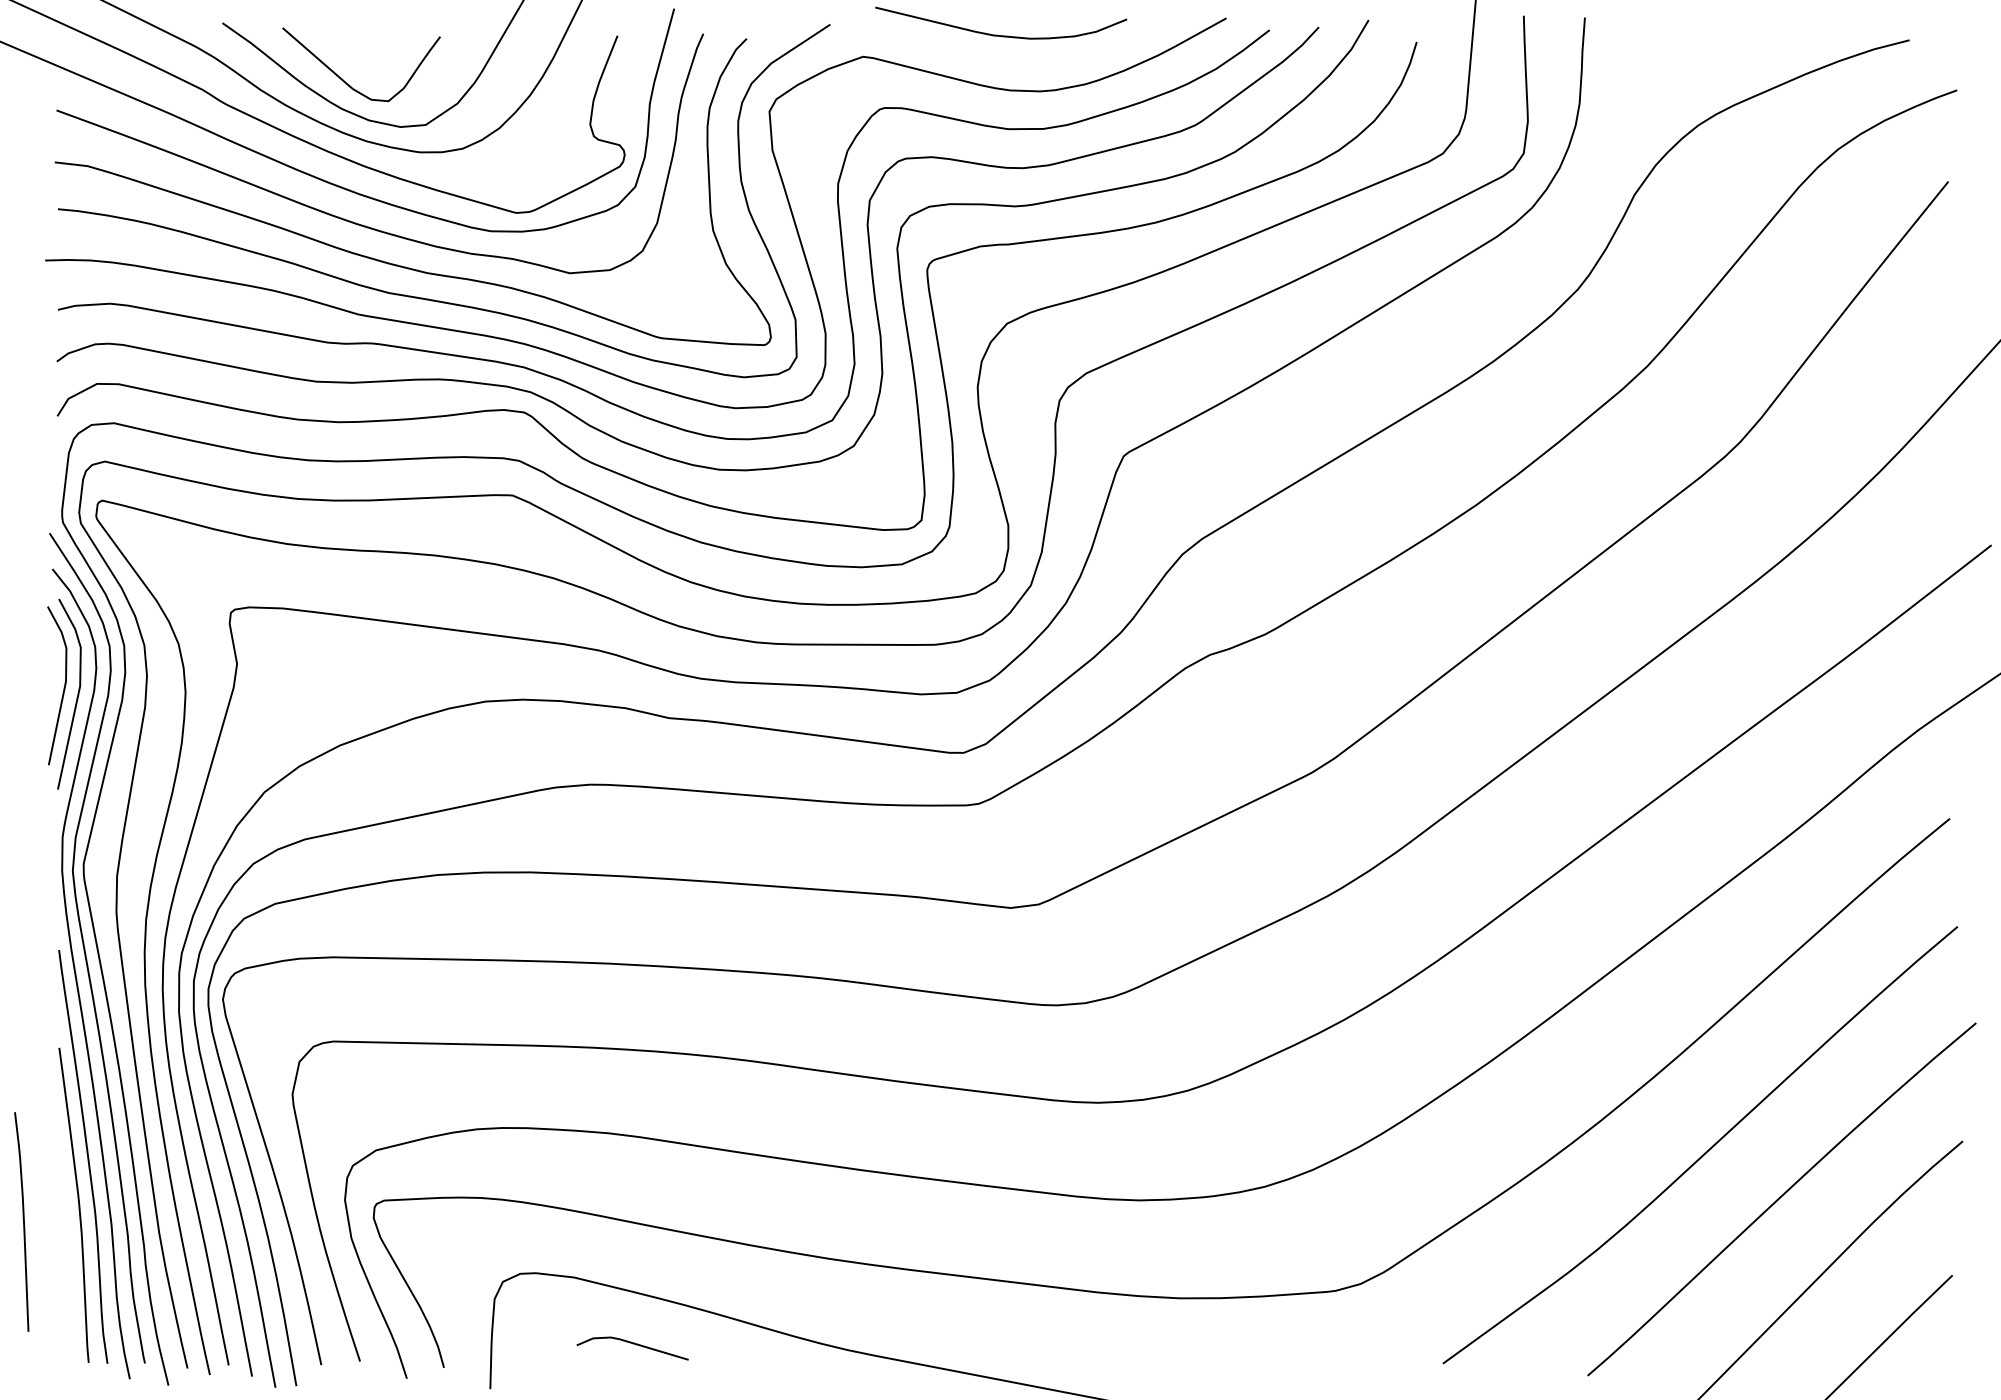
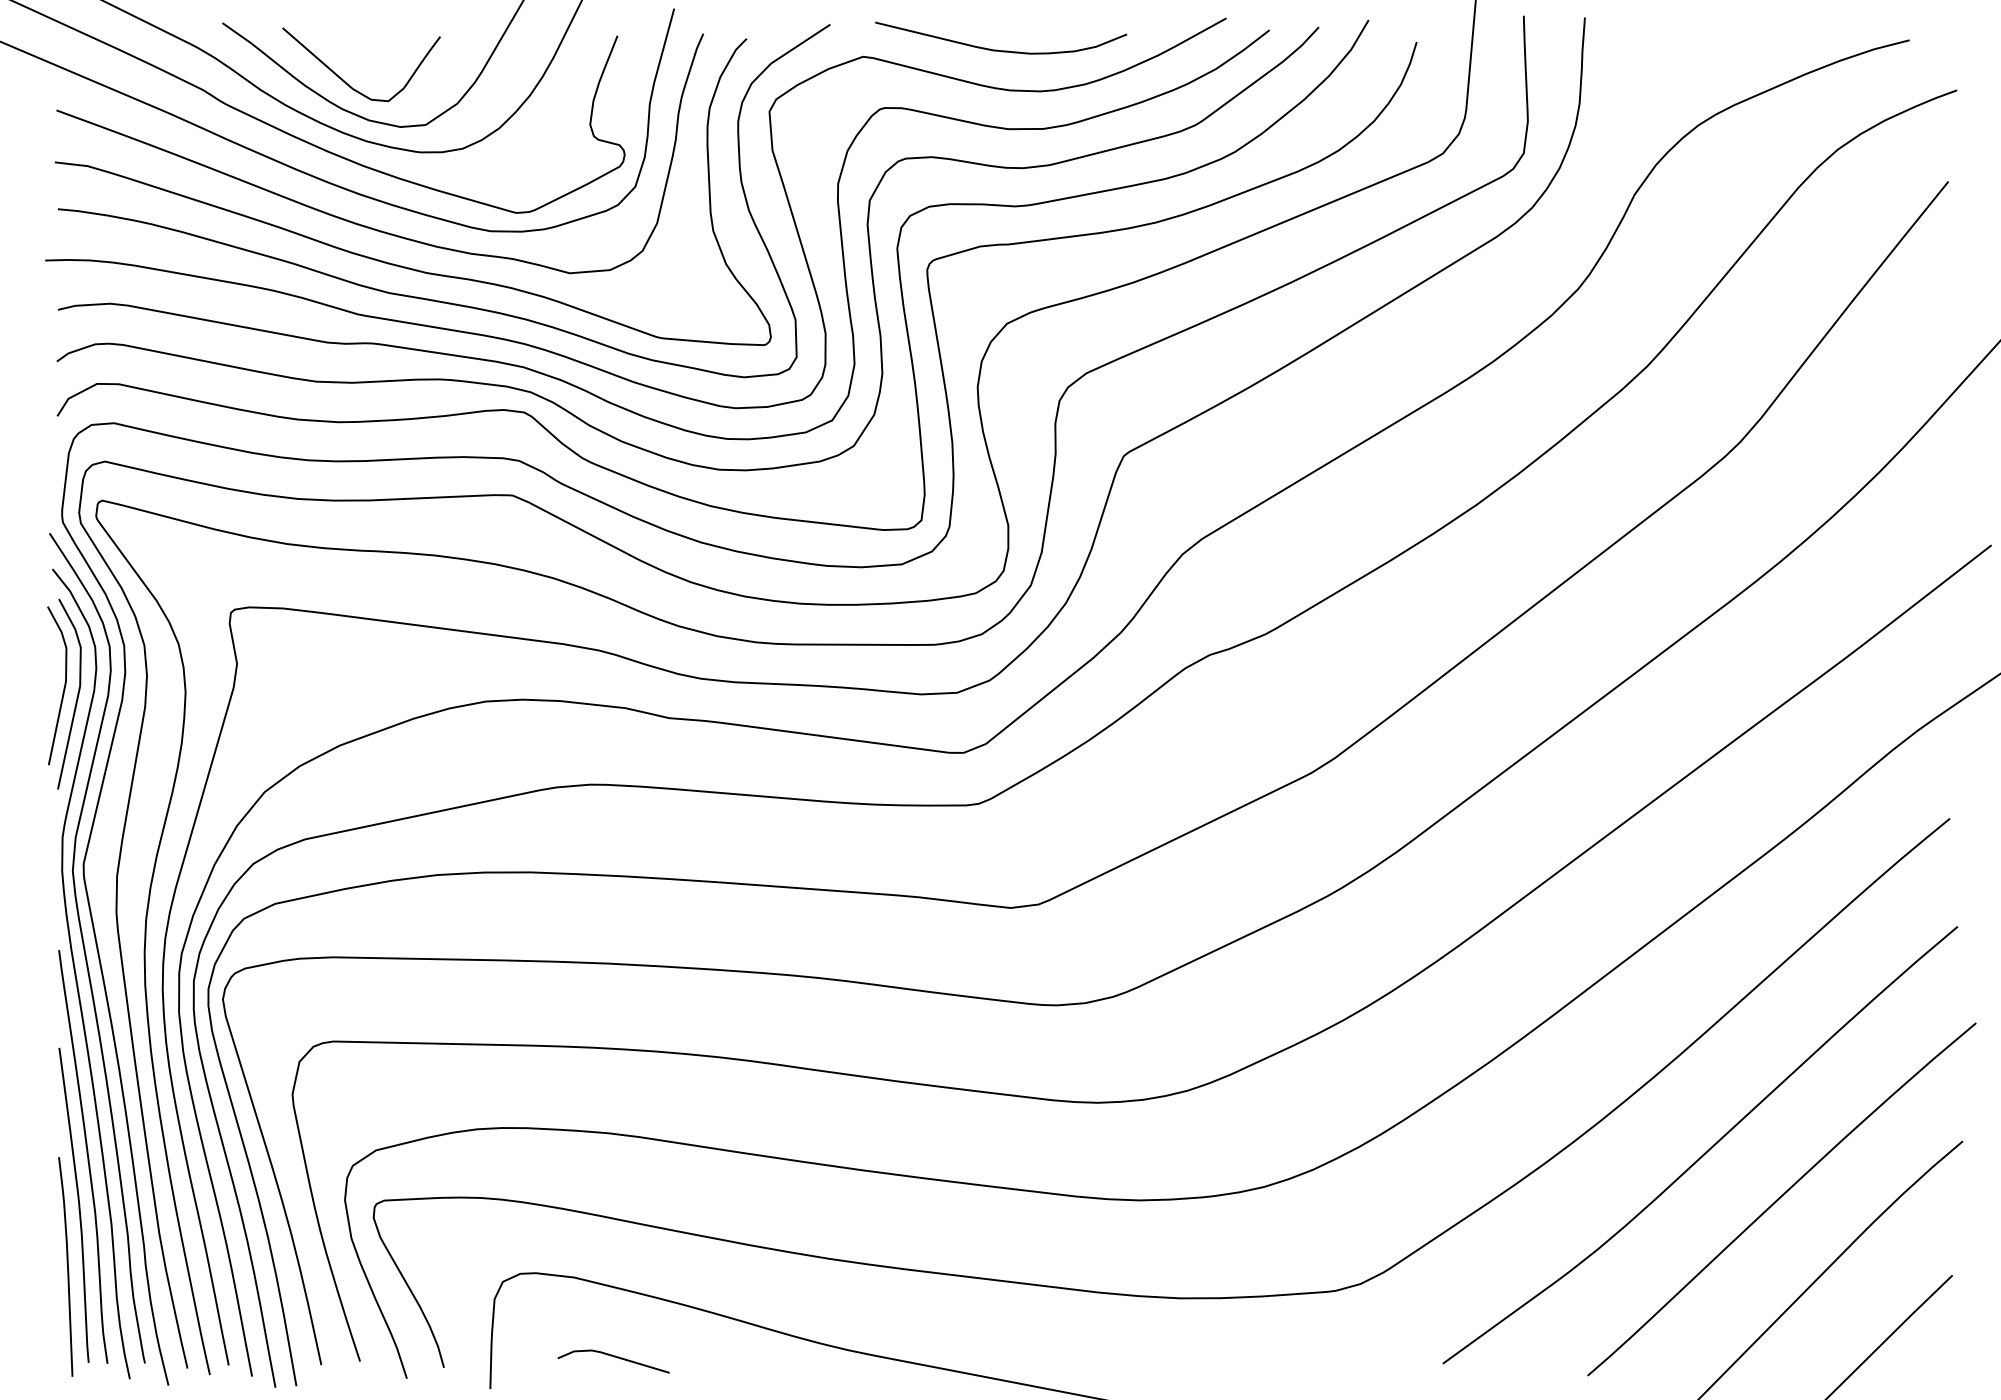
curve position: (997, 34) -> (997, 49) (997, 49)
curve position: (23, 1221) -> (67, 1266) (67, 1266)
line position: (633, 1344) -> (614, 1357) (614, 1357)
